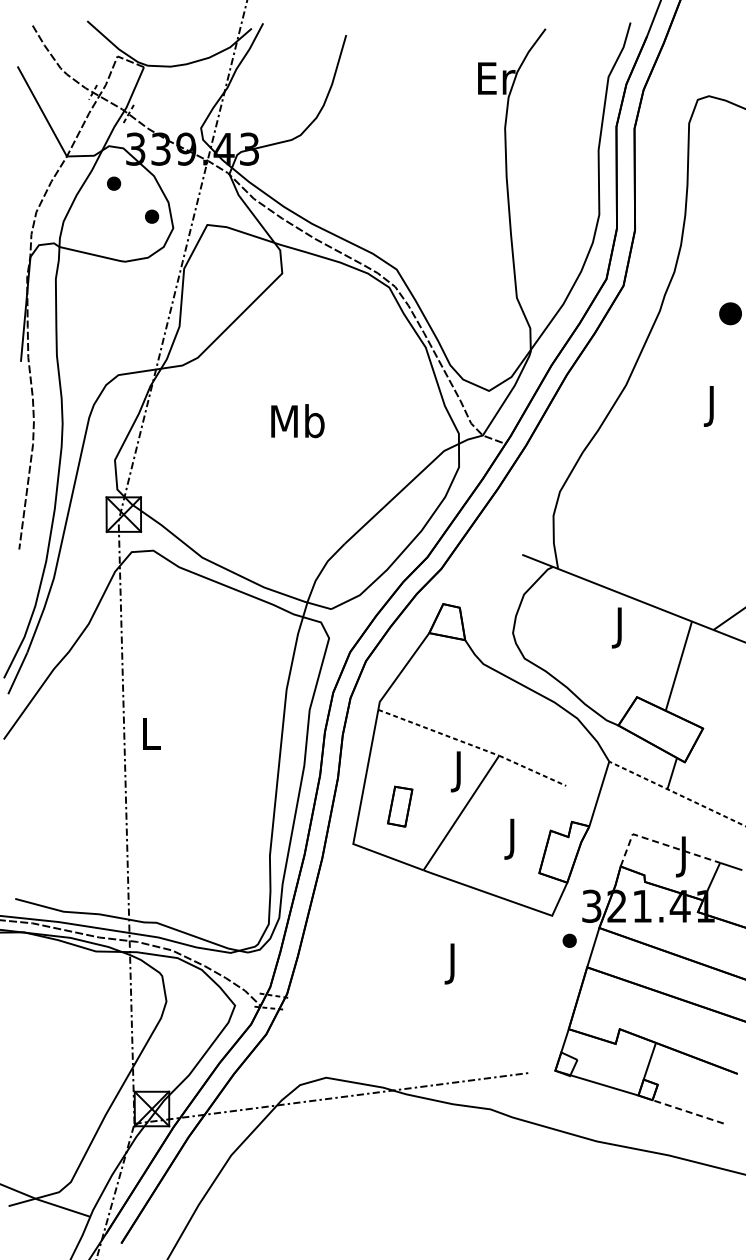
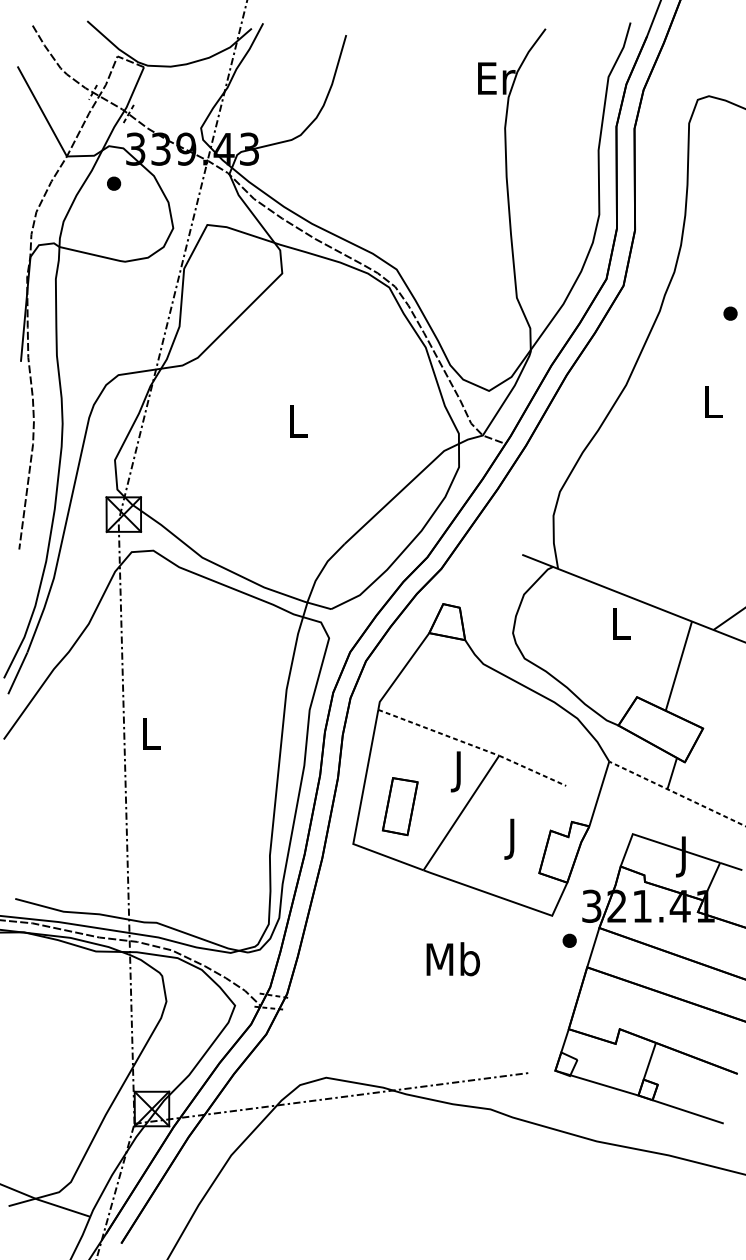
part: present -> none (152, 216)
part size: 23x24 px -> 15x15 px (730, 313)
text: J -> L (712, 406)
text: Mb -> L (297, 421)
text: J -> L (620, 627)
part size: 27x43 px -> 38x60 px (399, 806)
line: dashed -> solid (659, 842)
text: J -> Mb (453, 963)
line: dashed -> solid (687, 1111)
